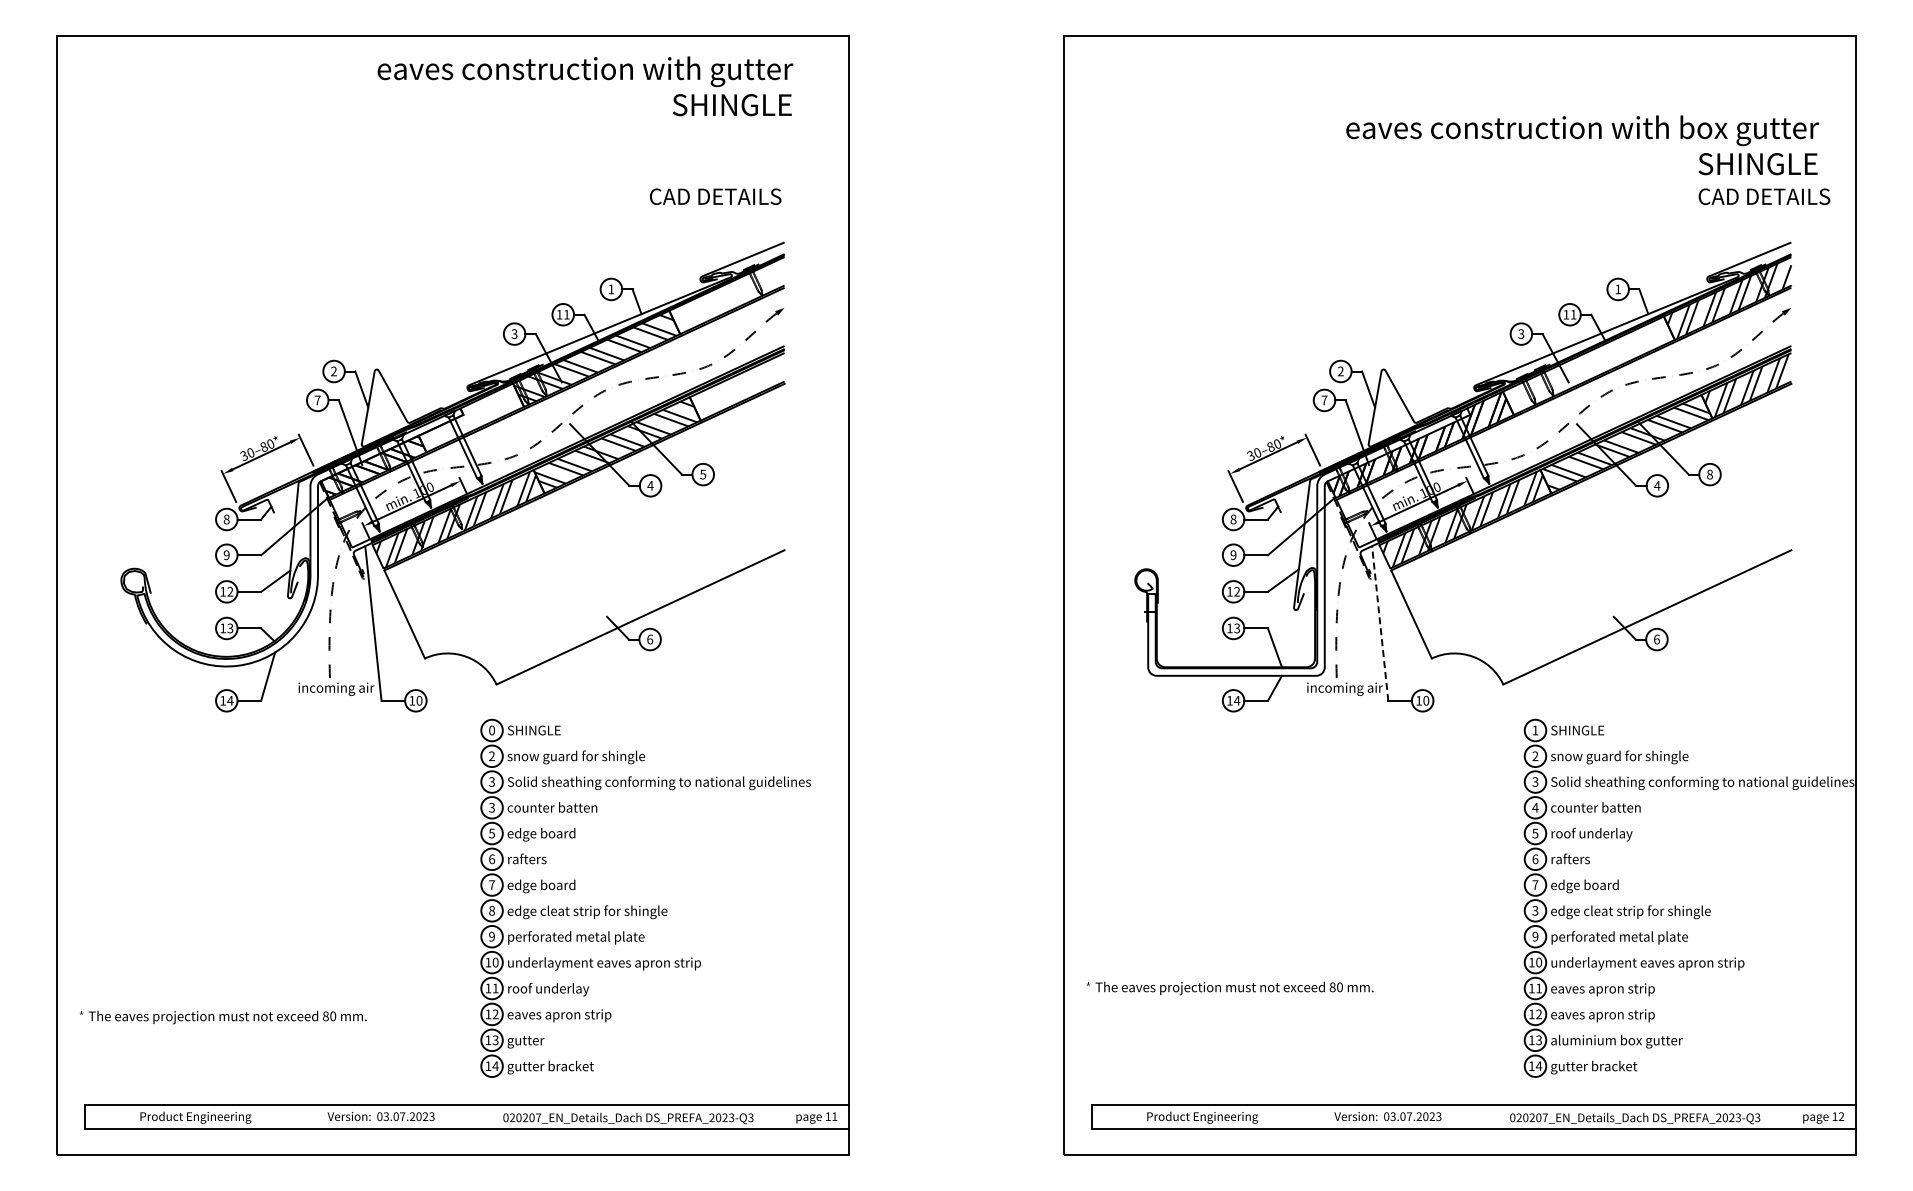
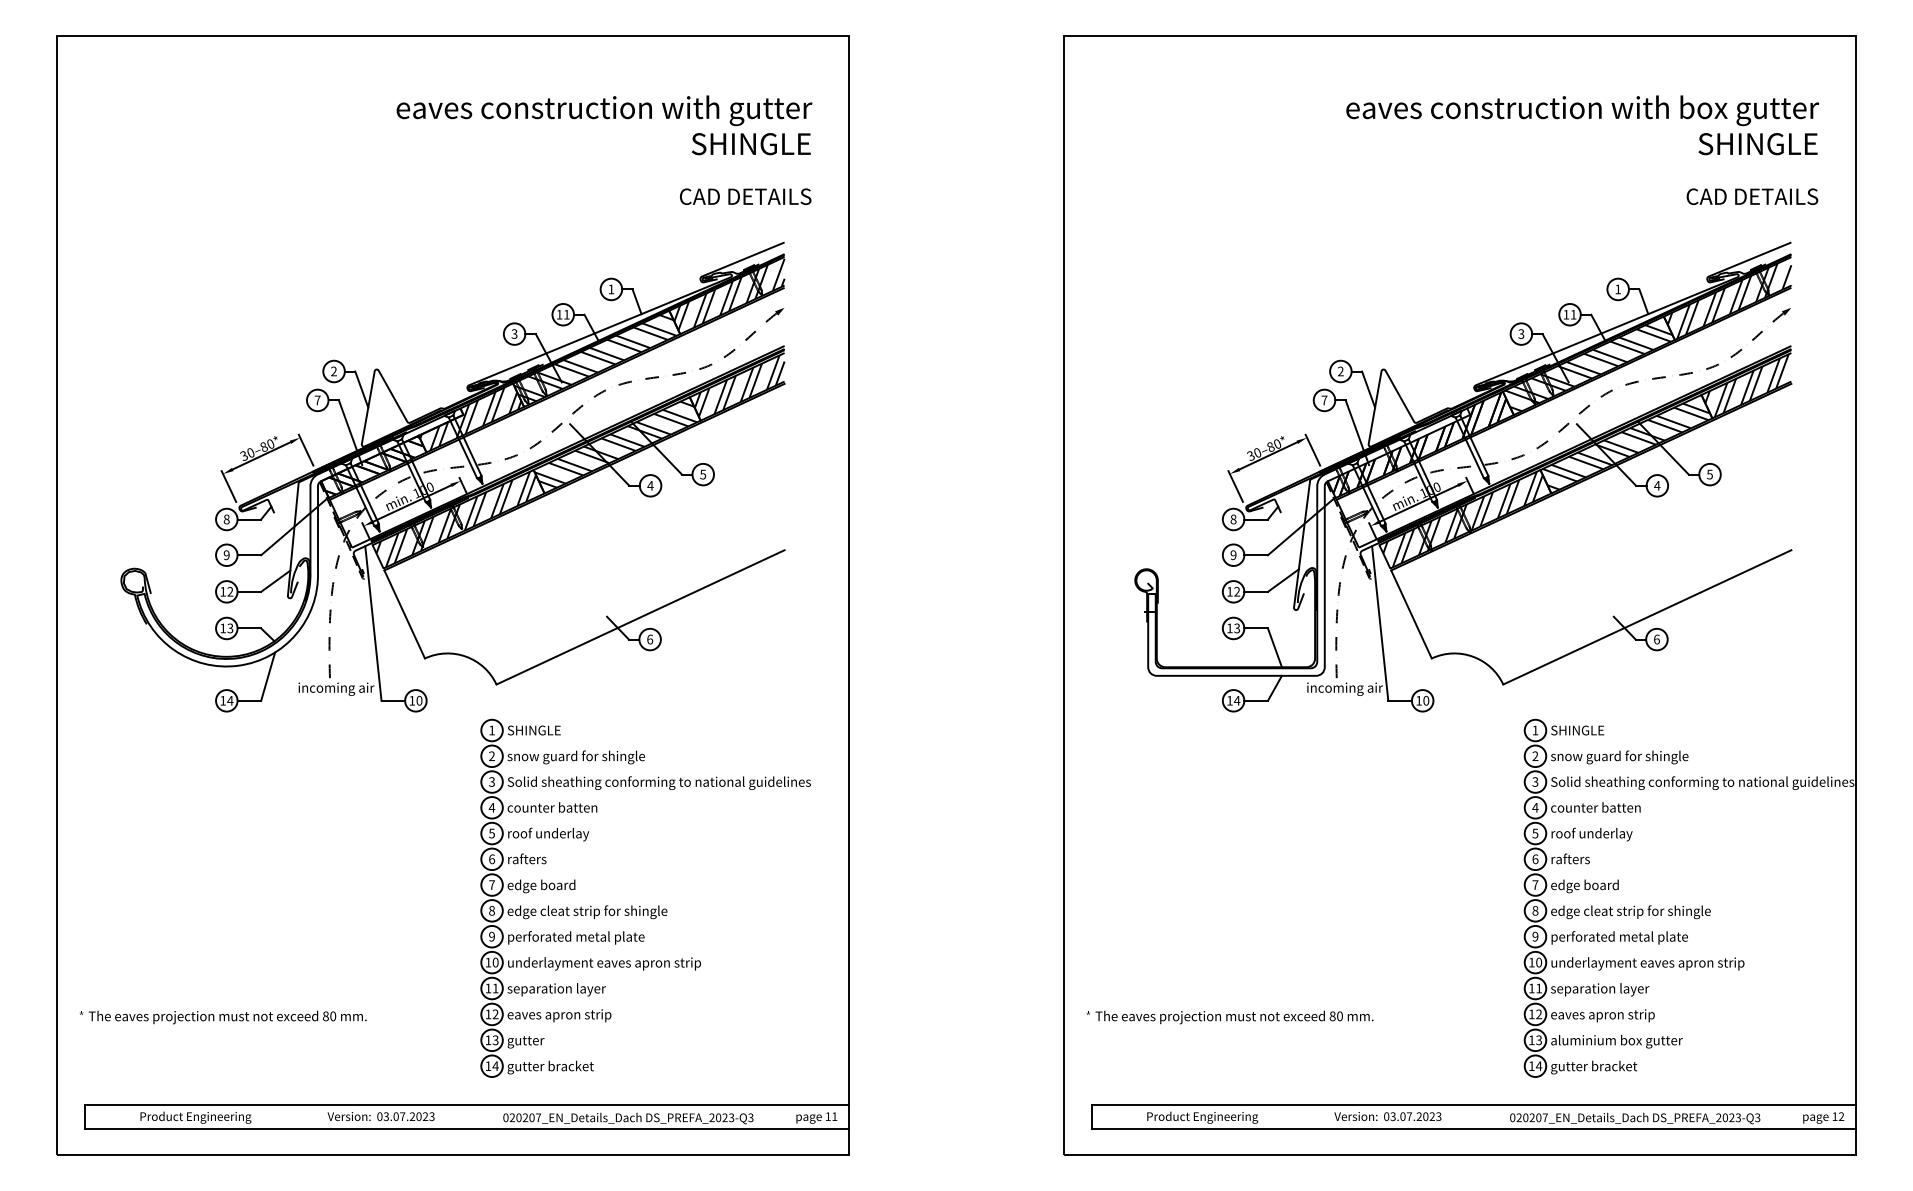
text position: (585, 86) -> (604, 125) (604, 125)
text position: (1582, 145) -> (1582, 125) (1582, 125)
text position: (715, 196) -> (745, 196) (745, 196)
text position: (1764, 196) -> (1752, 196) (1752, 196)
hatch: none -> present (729, 294)
hatch: none -> present (1588, 364)
hatch: none -> present (739, 385)
hatch: none -> present (470, 418)
text: 8 -> 5 (1709, 474)
line: dashed -> solid (1380, 623)
text: 0 -> 1 (491, 730)
text: 3 -> 4 (491, 807)
text: edge board -> roof underlay (548, 834)
text: 3 -> 8 (1535, 910)
text position: (1229, 988) -> (1229, 1017) (1229, 1017)
text: roof underlay -> separation layer (556, 989)
text: eaves apron strip -> separation layer (1602, 989)
